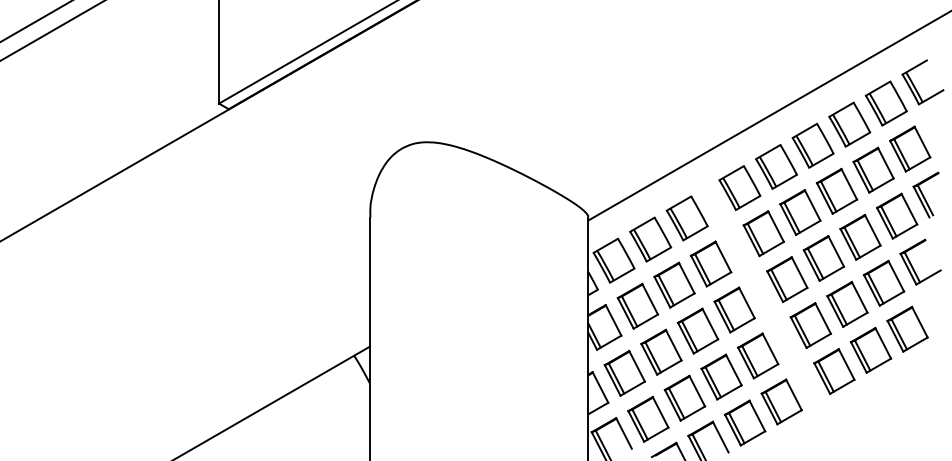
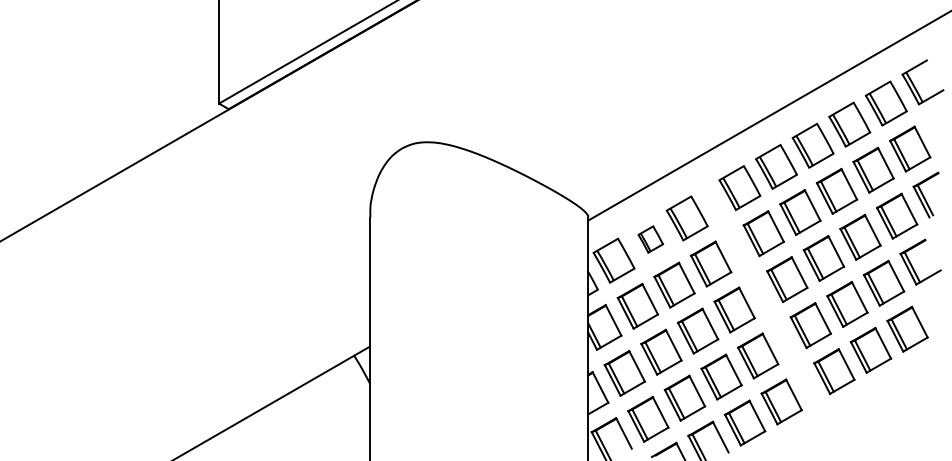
line: present -> none (35, 21)
line: present -> none (51, 30)
part size: 44x47 px -> 28x29 px (650, 239)
